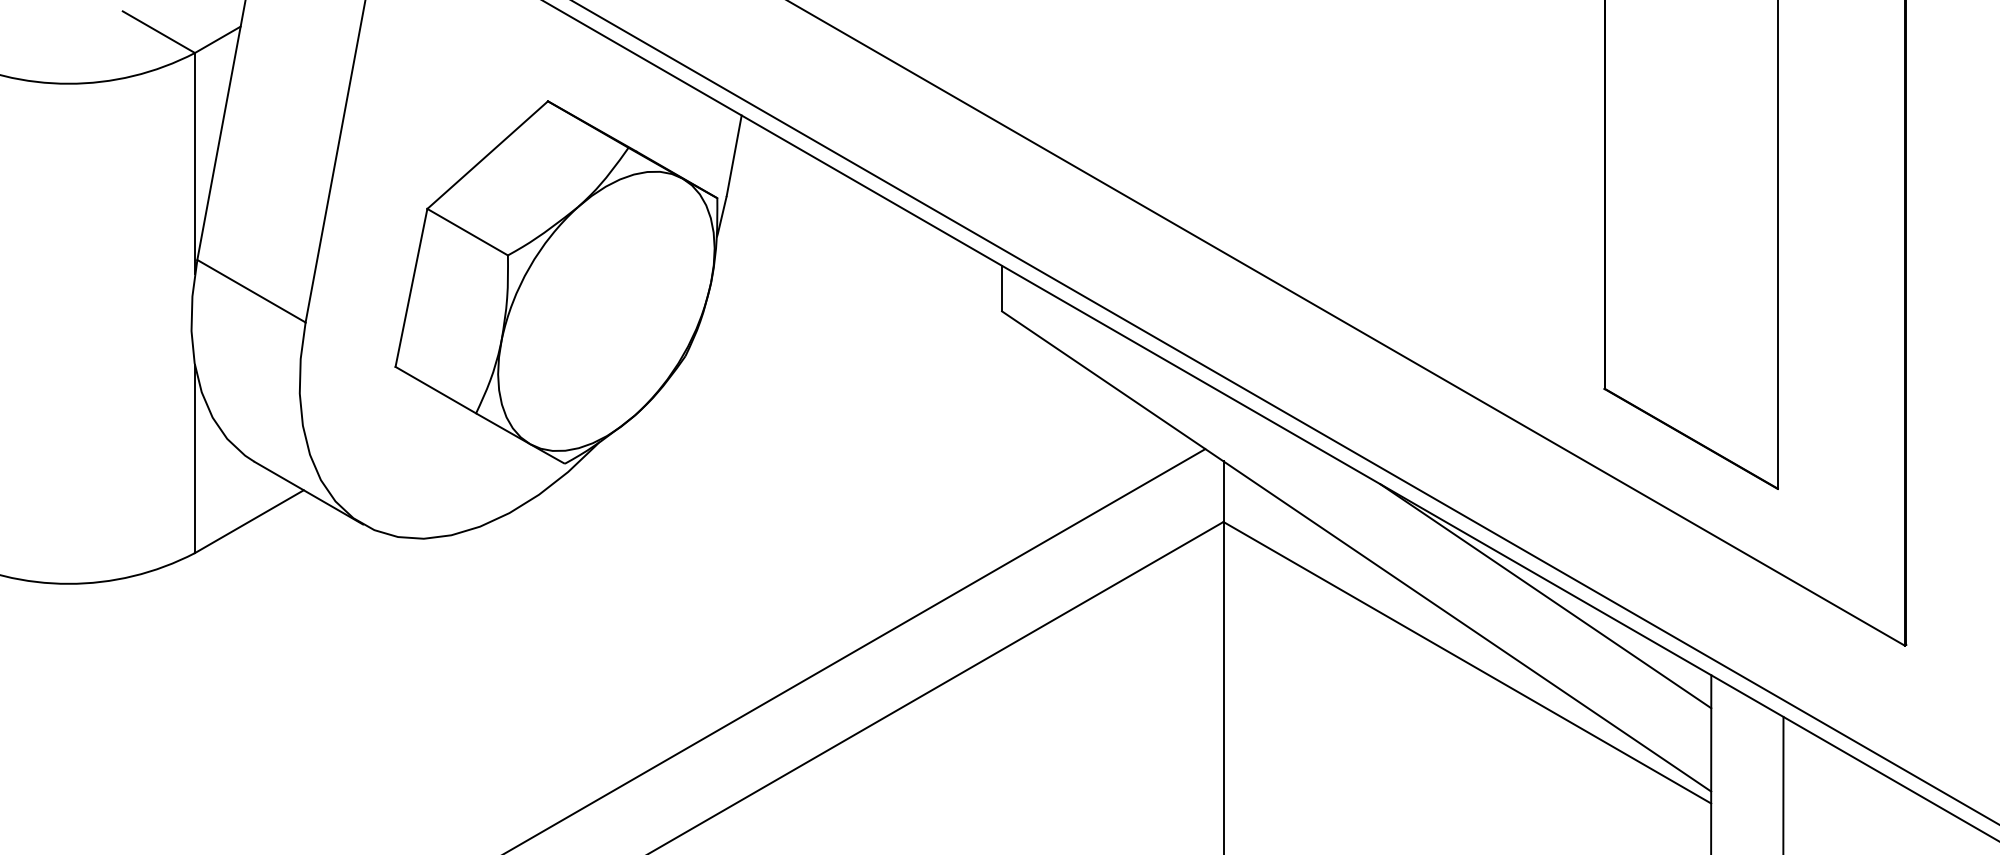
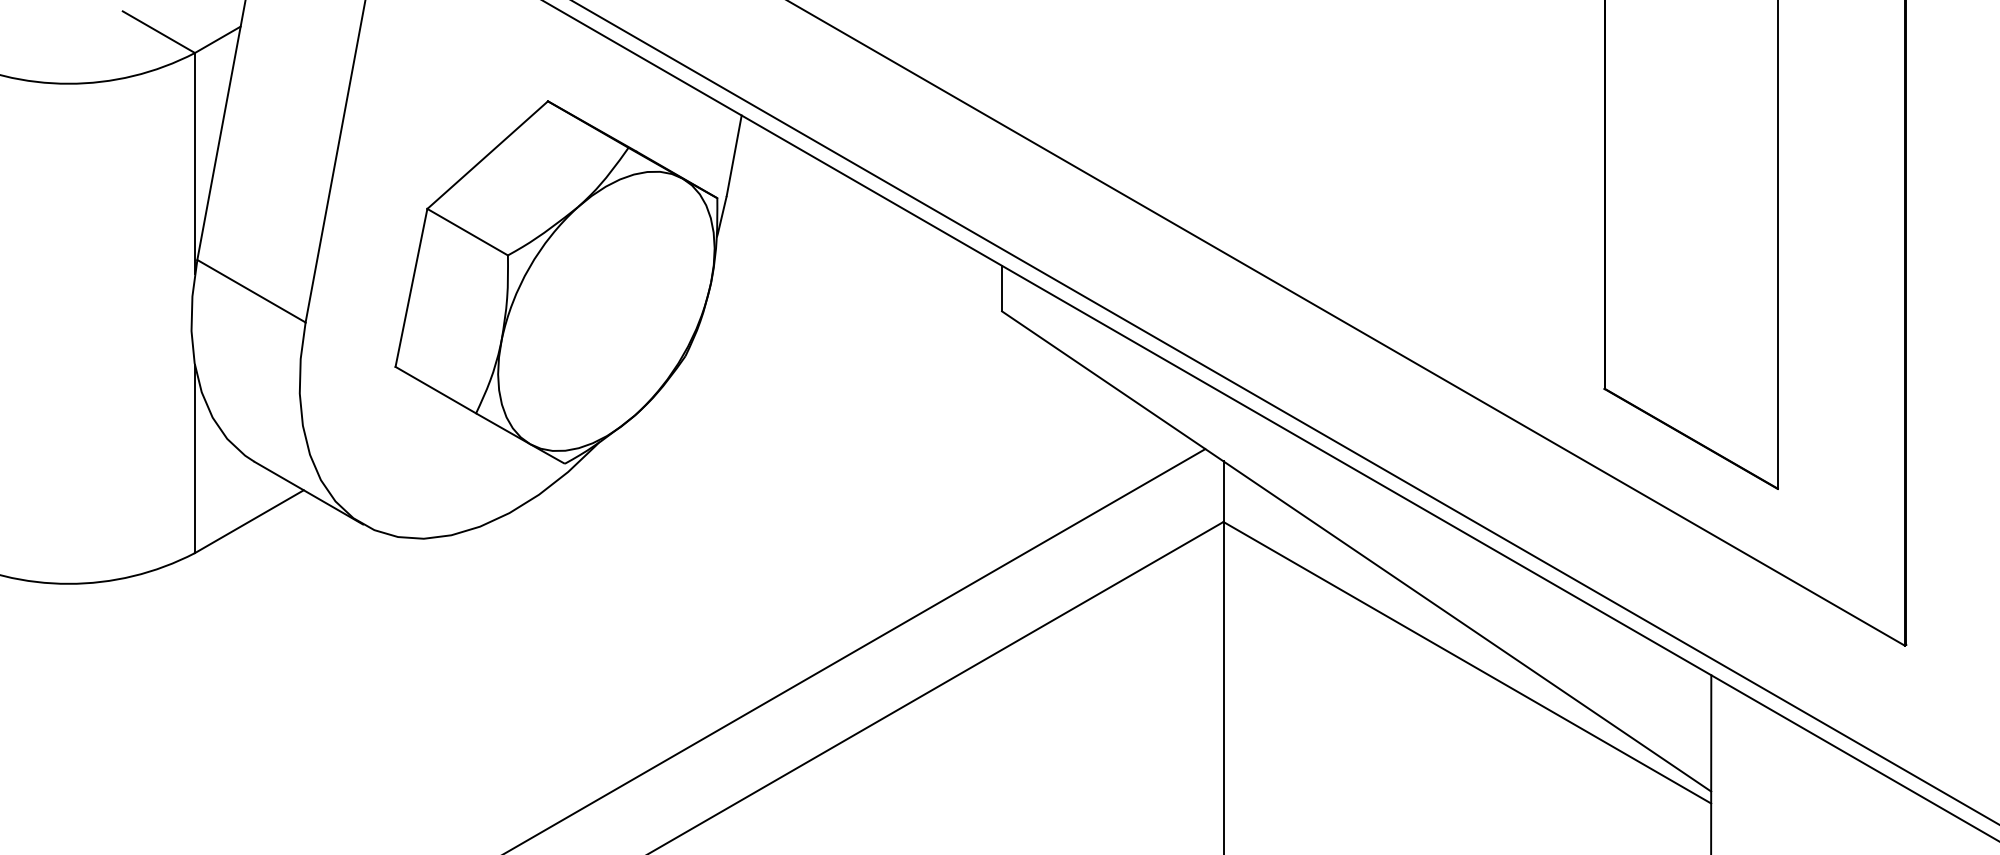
line: present -> none (1545, 596)
line: present -> none (1783, 783)
